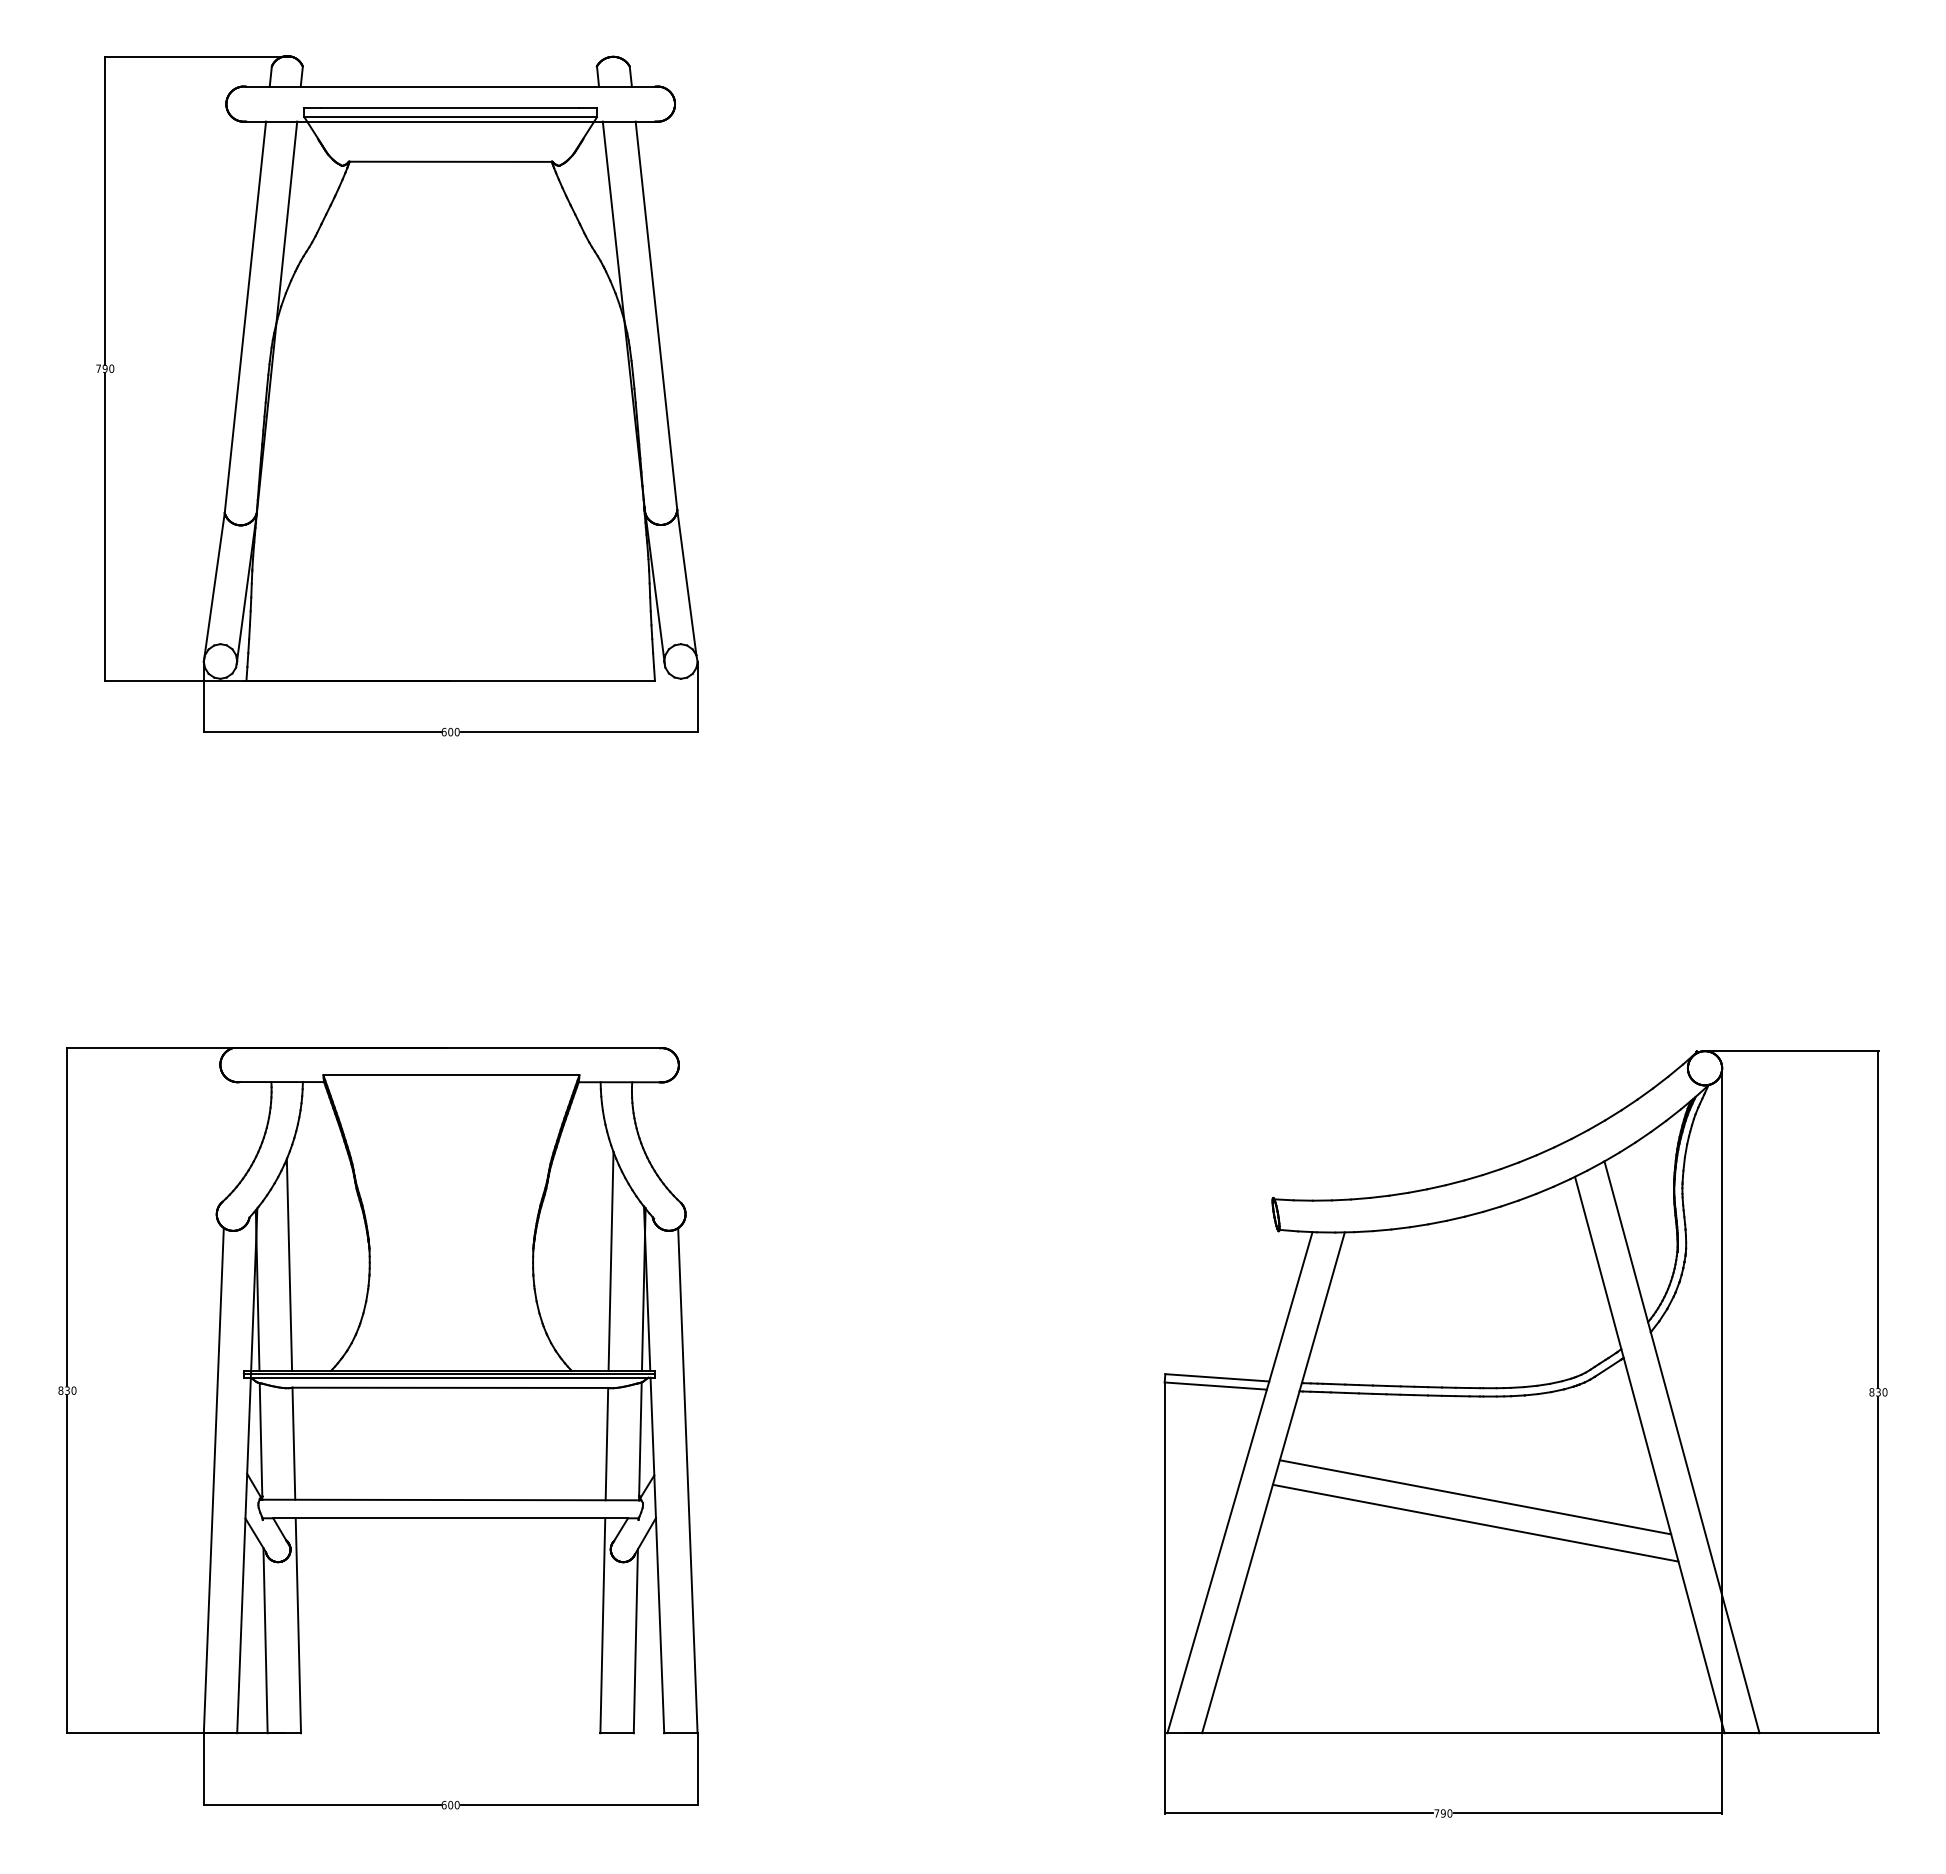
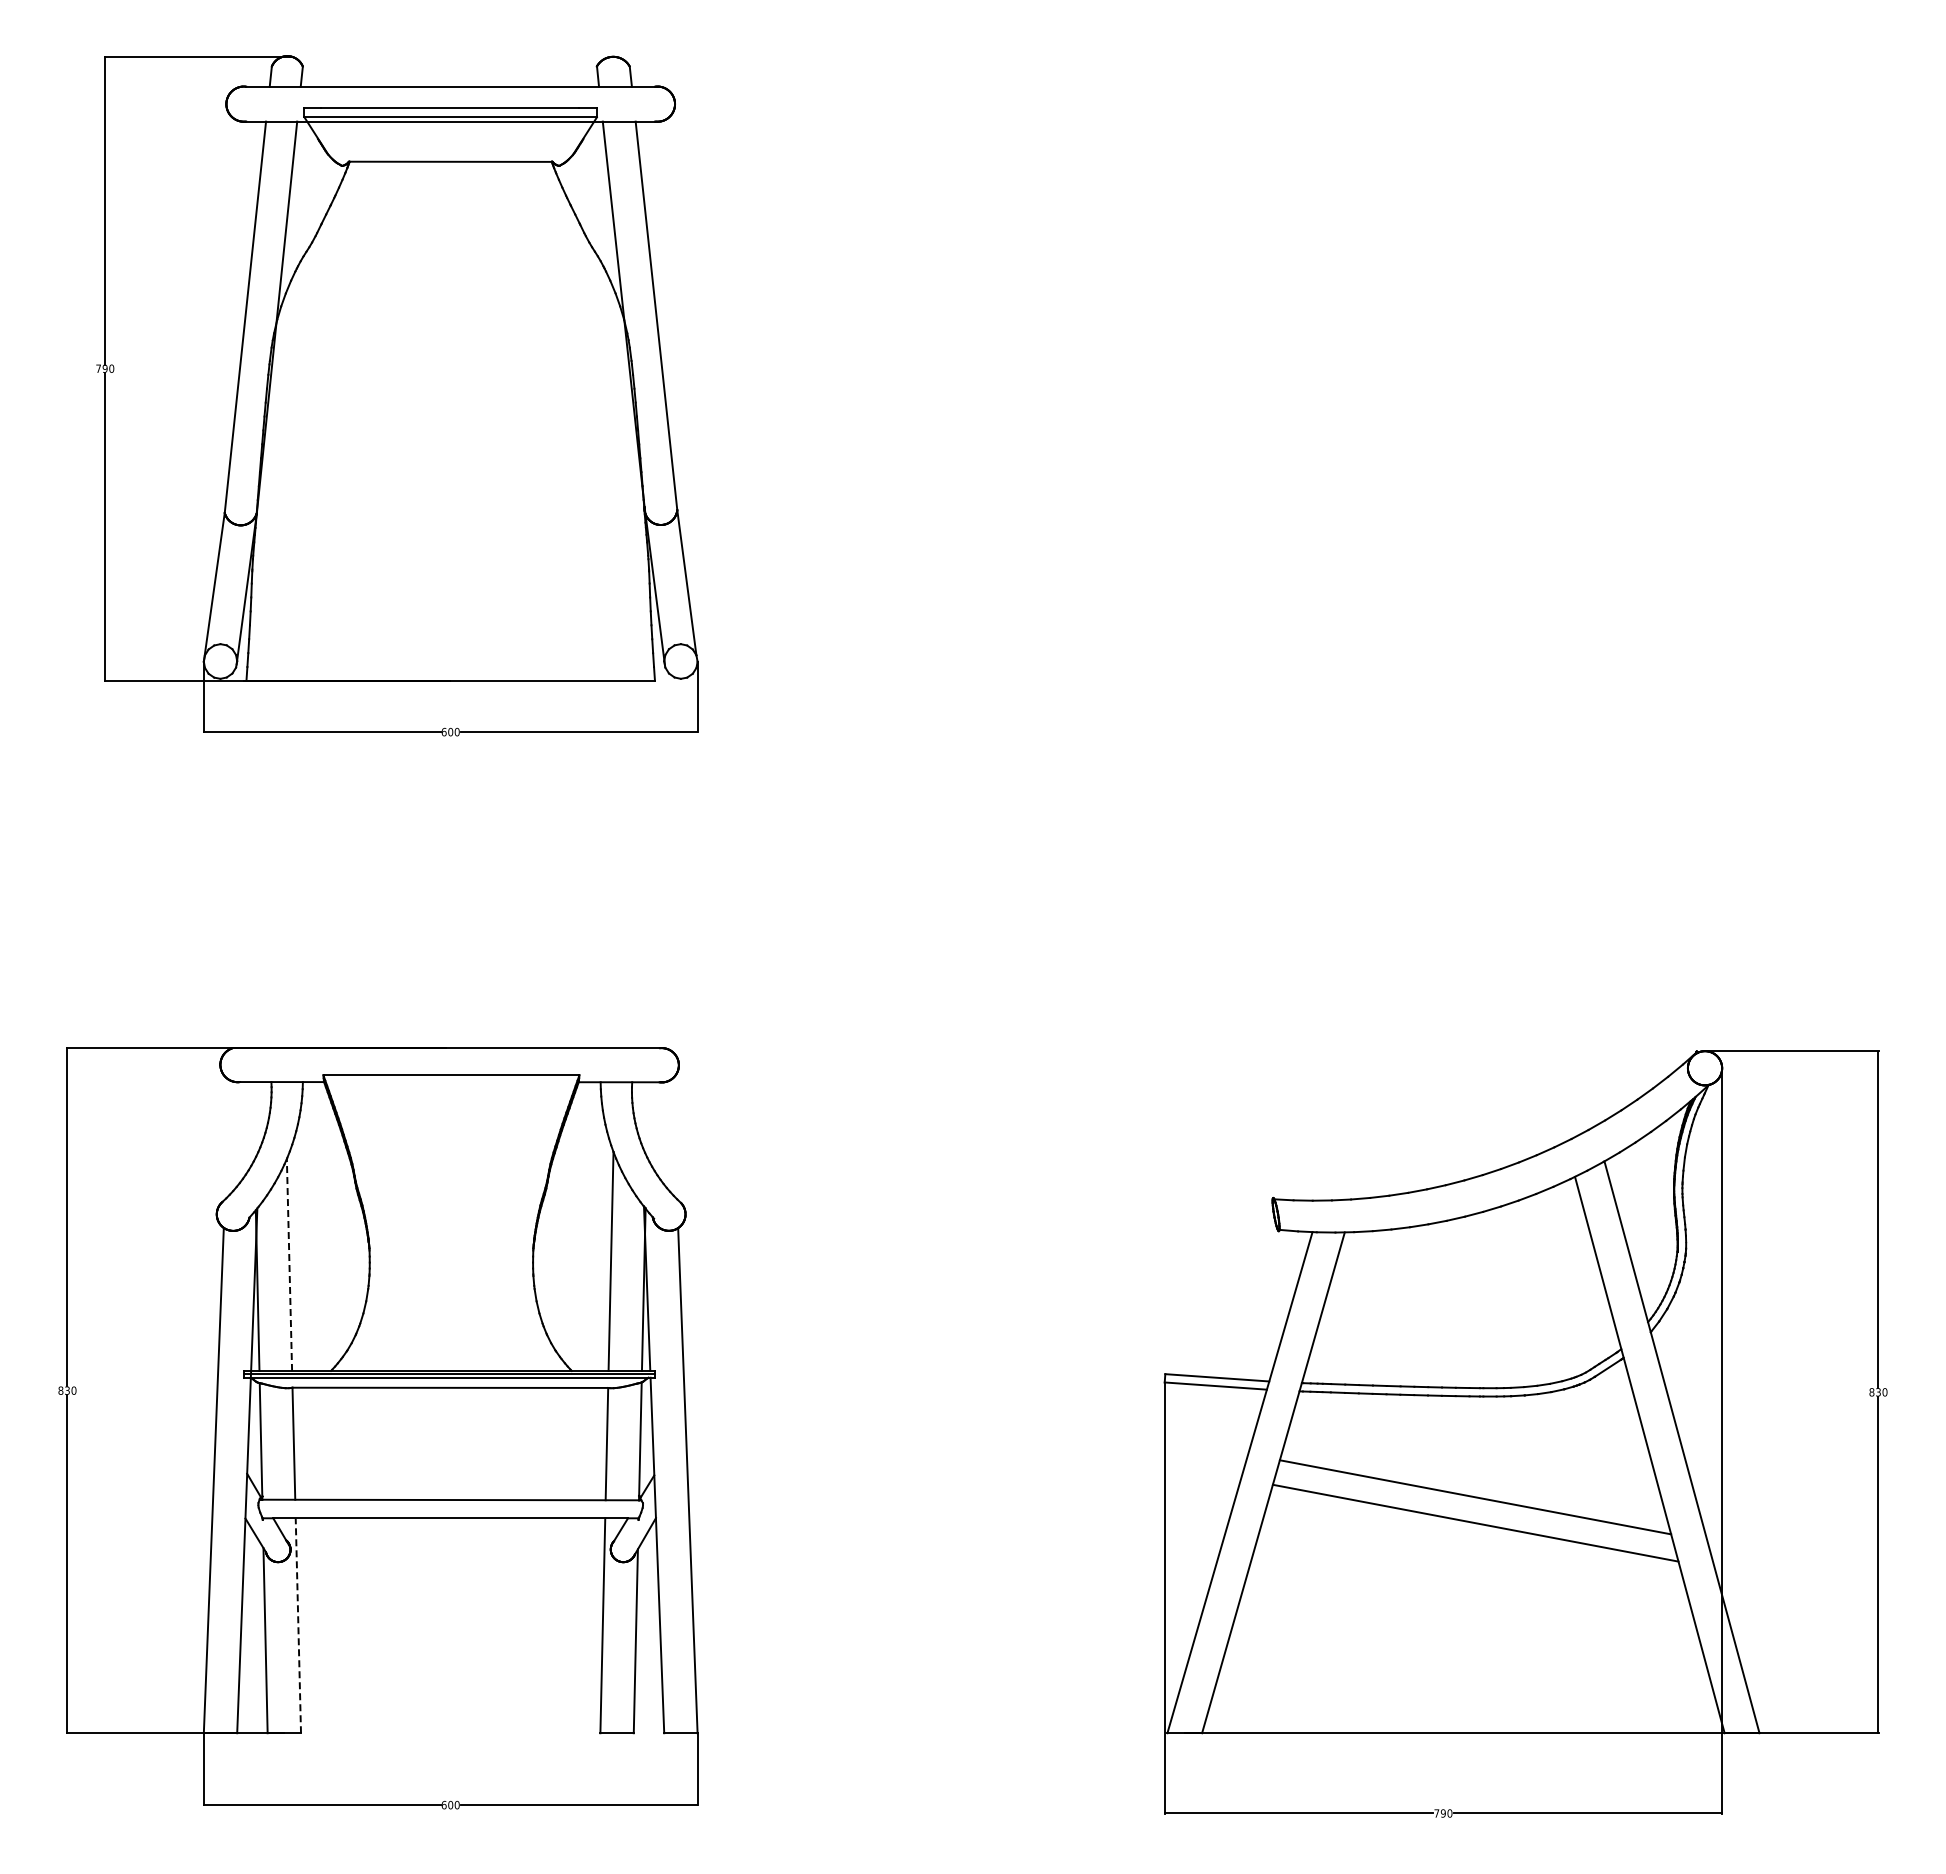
line: solid -> dashed (289, 1264)
line: solid -> dashed (298, 1625)
